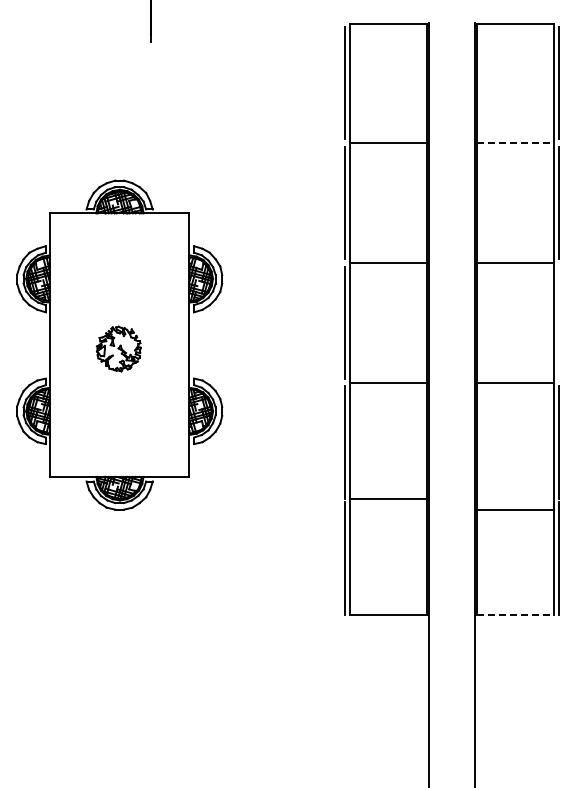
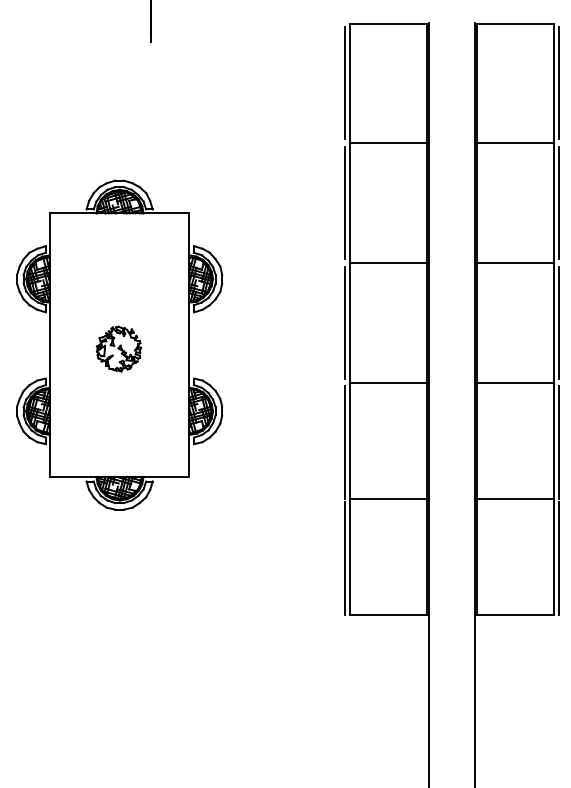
line: dashed -> solid (515, 142)
line: none -> present (558, 323)
line position: (514, 509) -> (514, 498) (514, 498)
line: dashed -> solid (515, 614)
